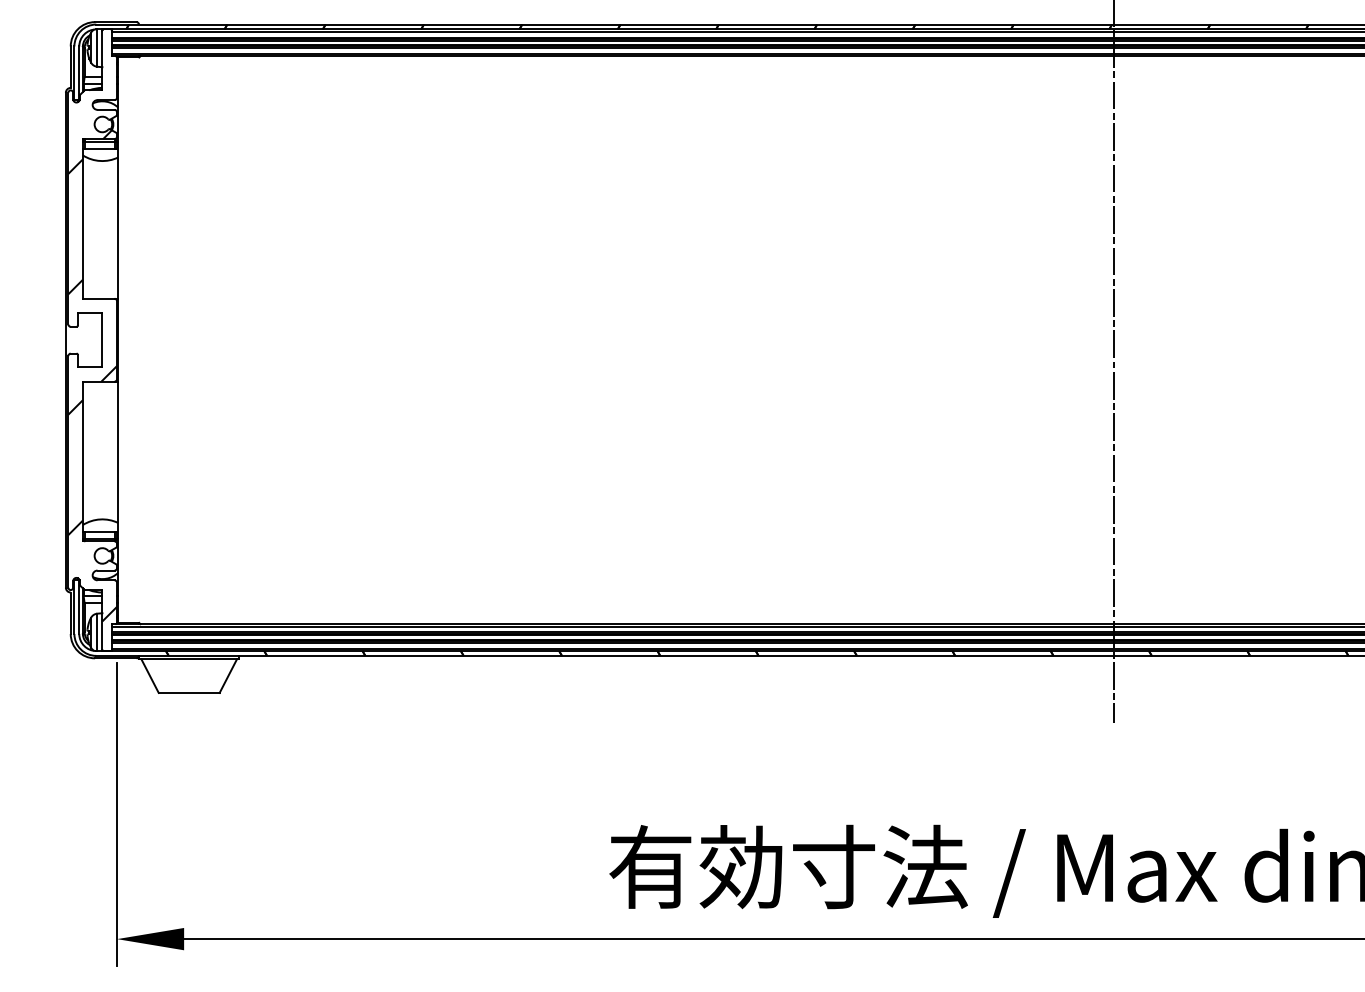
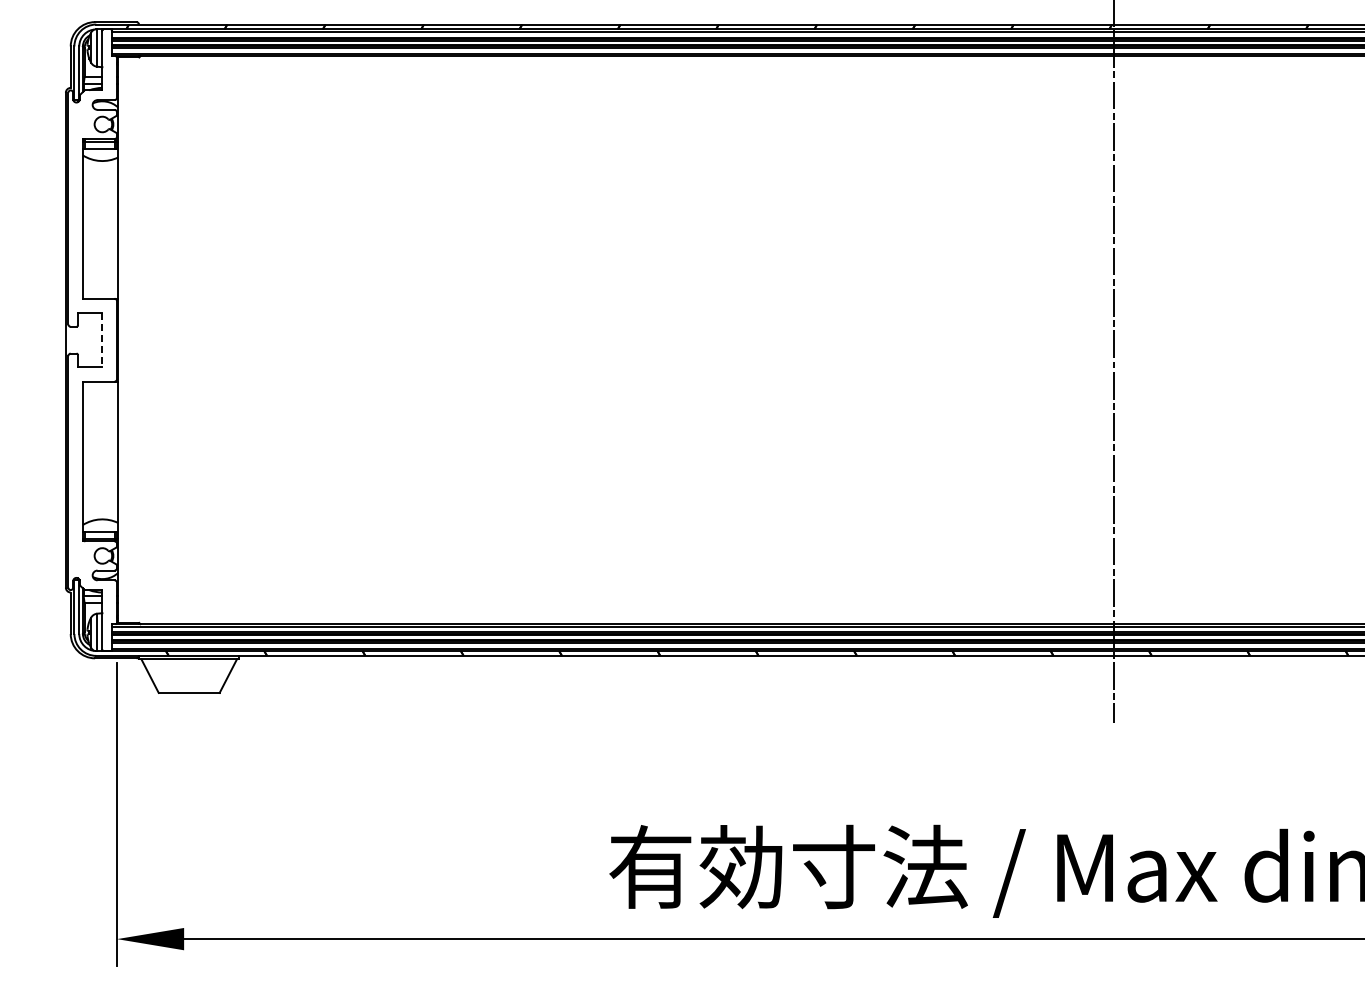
line: solid -> dashed (102, 340)
hatch: present -> none (92, 375)
